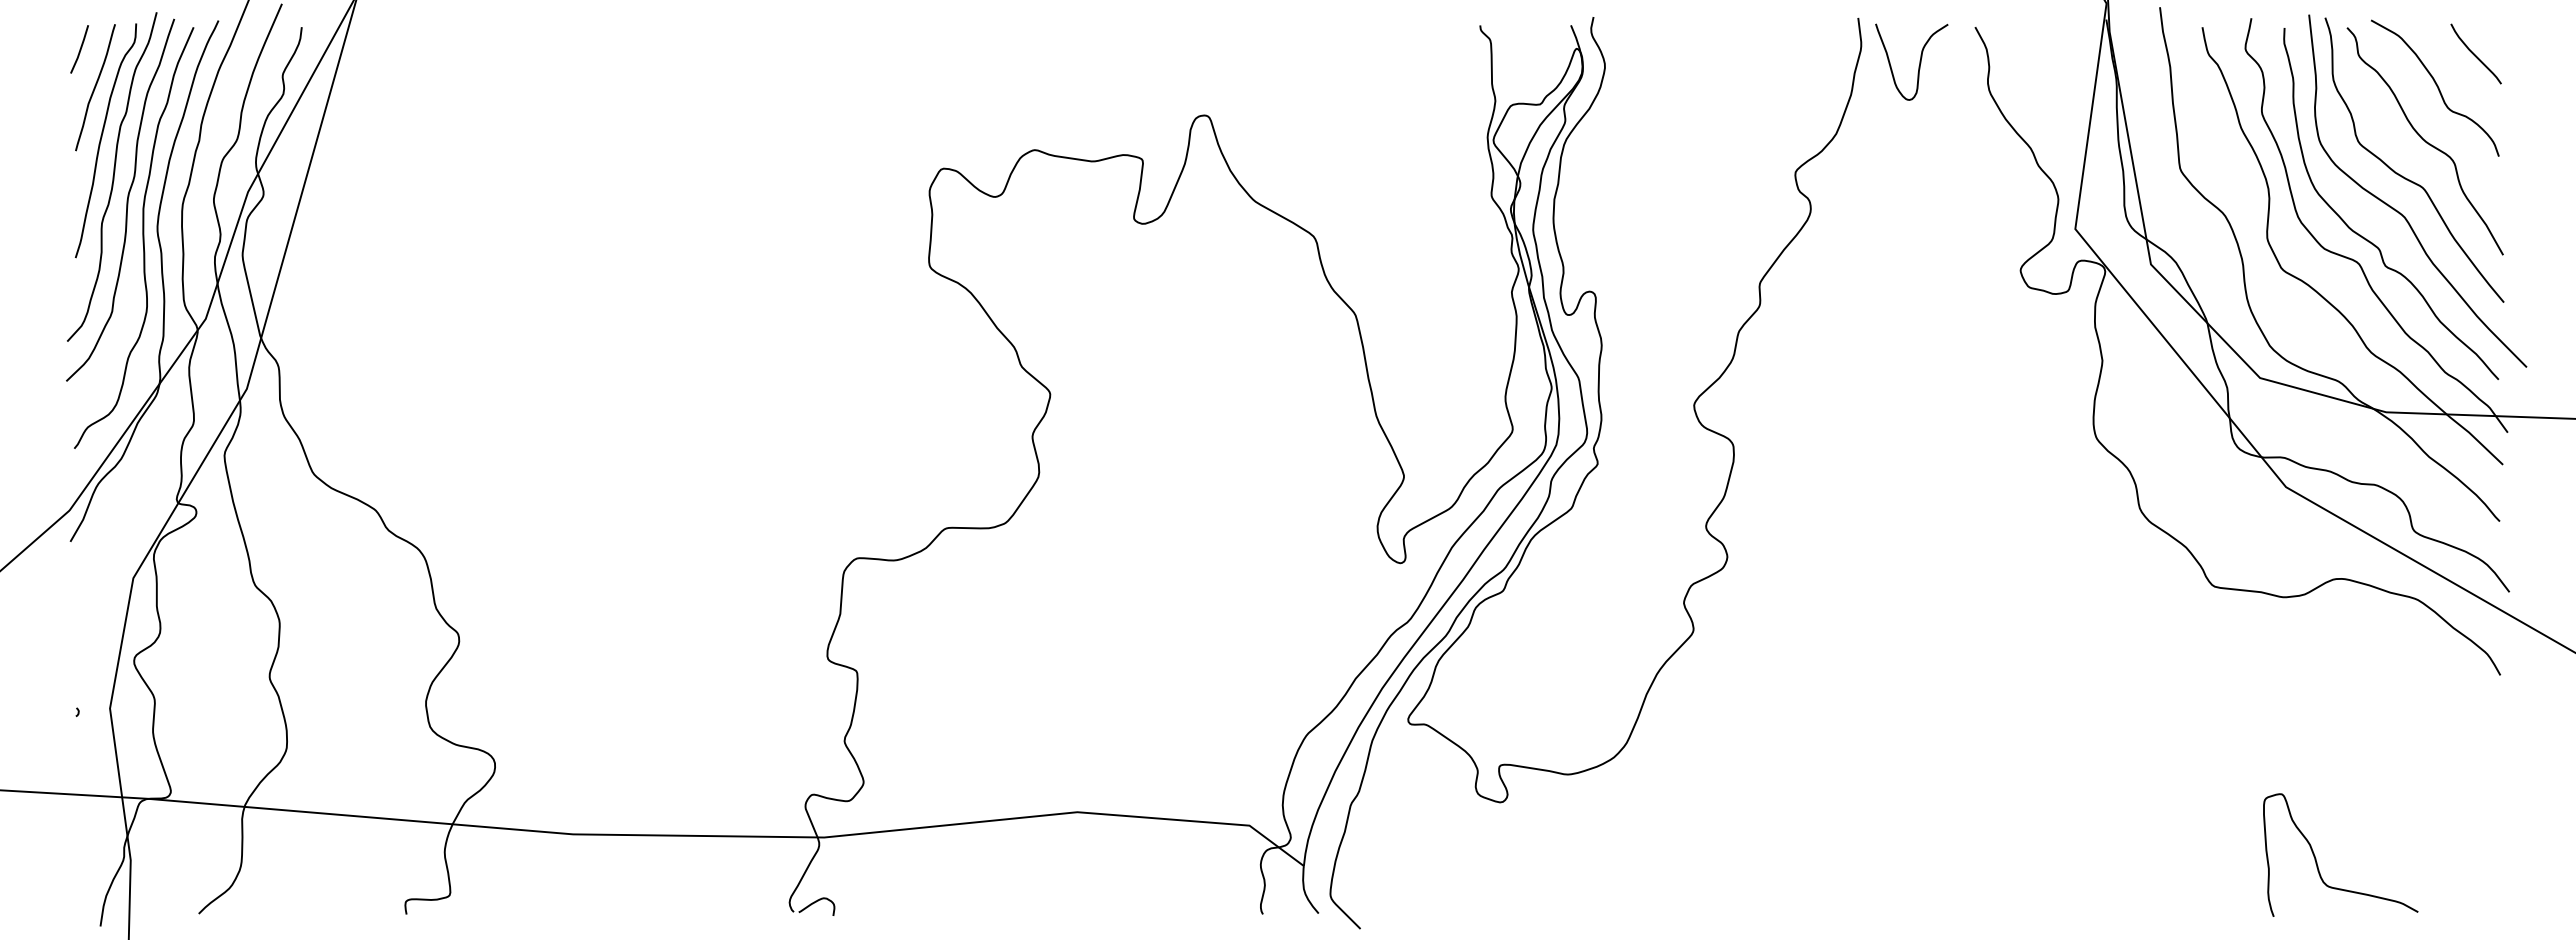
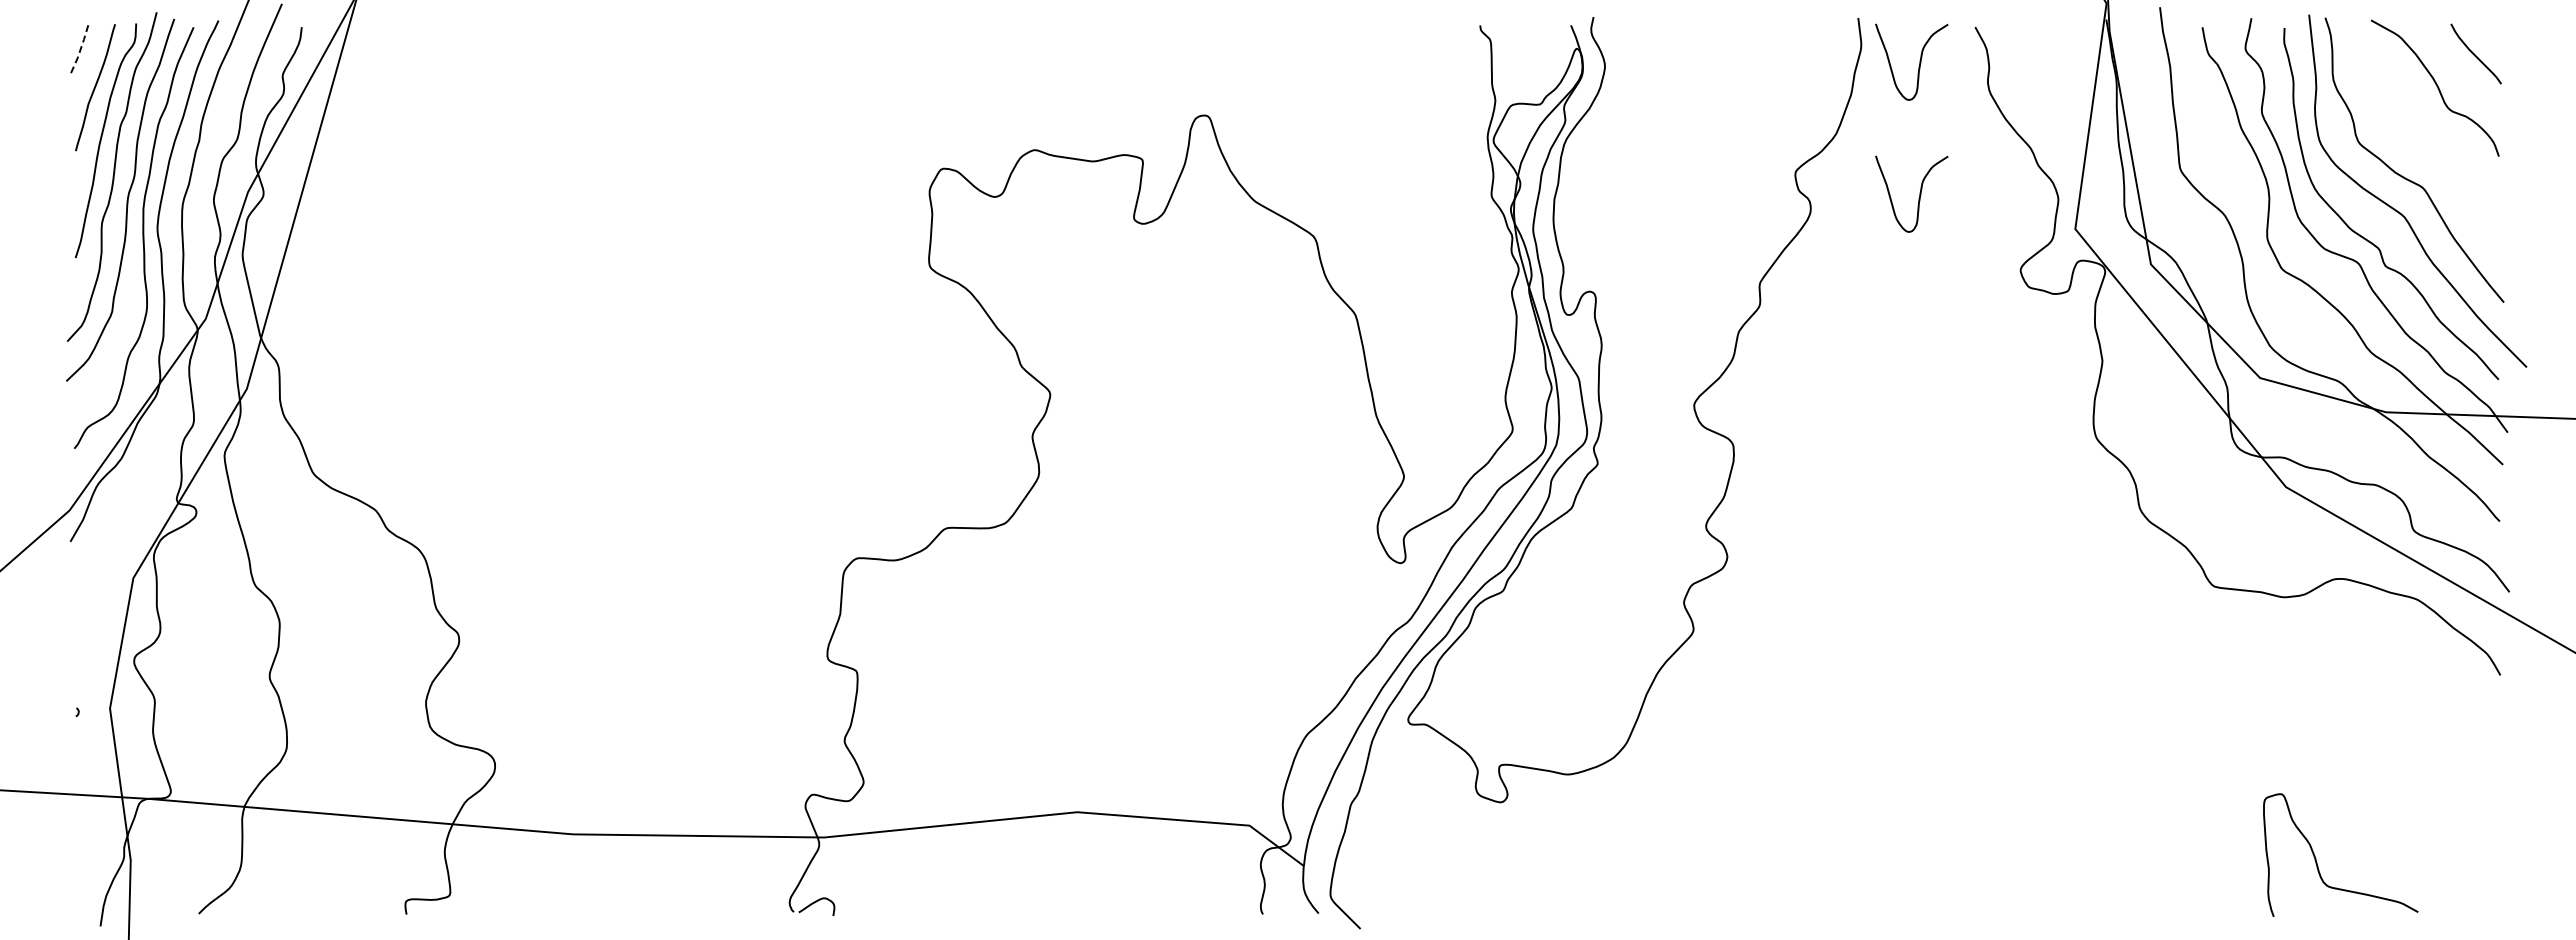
line: solid -> dashed (80, 49)
curve: present -> none (2424, 141)
curve: none -> present (1919, 193)
